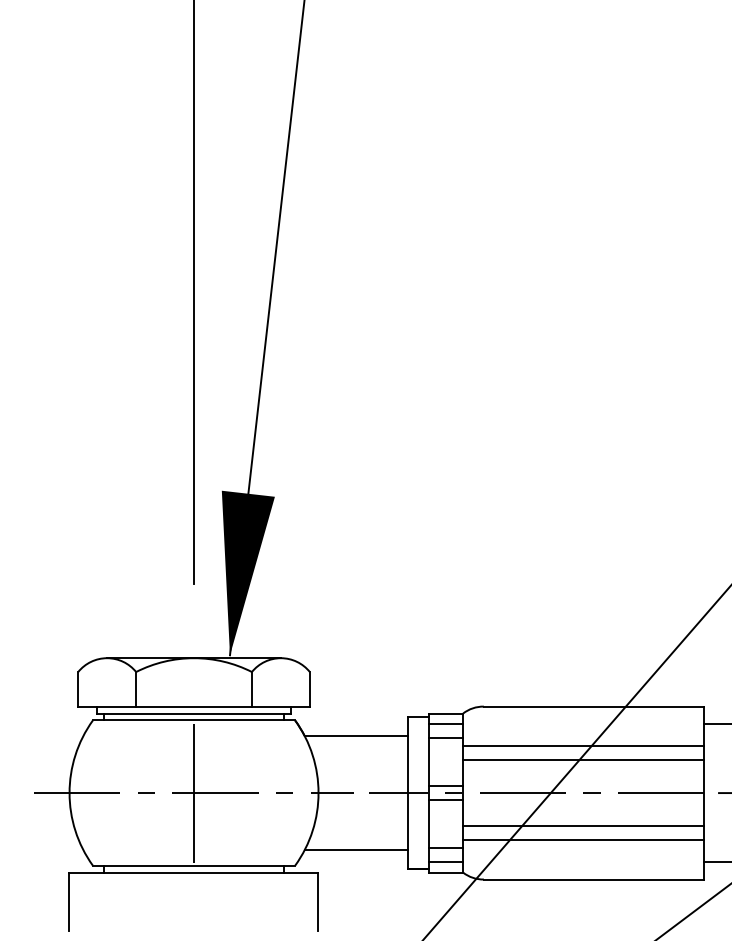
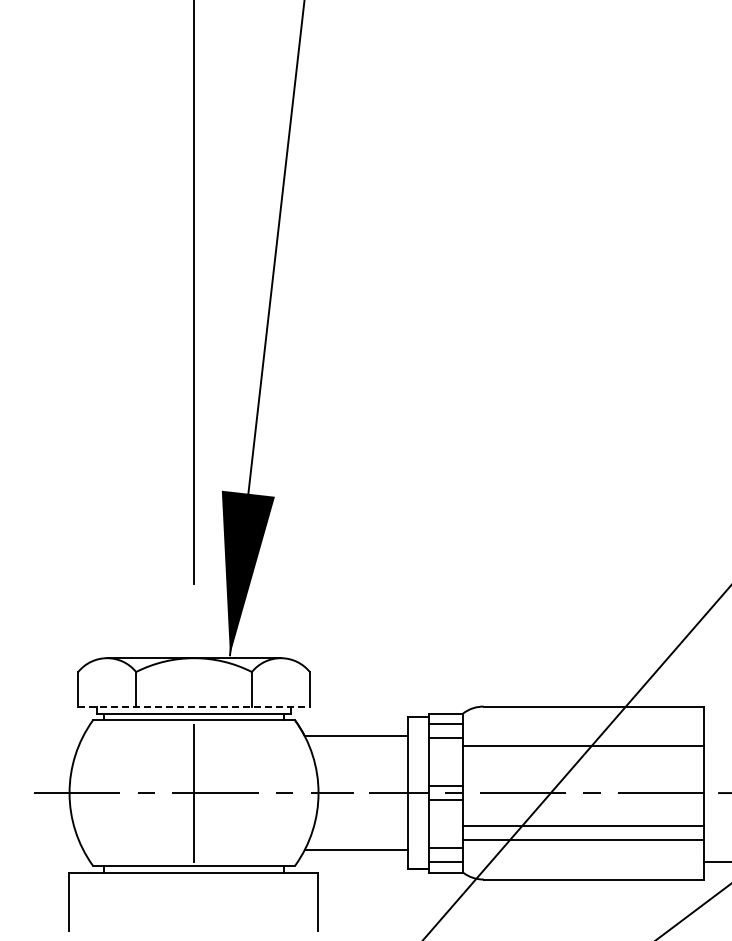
line: solid -> dashed (194, 706)
line: present -> none (716, 723)
line: present -> none (583, 760)
